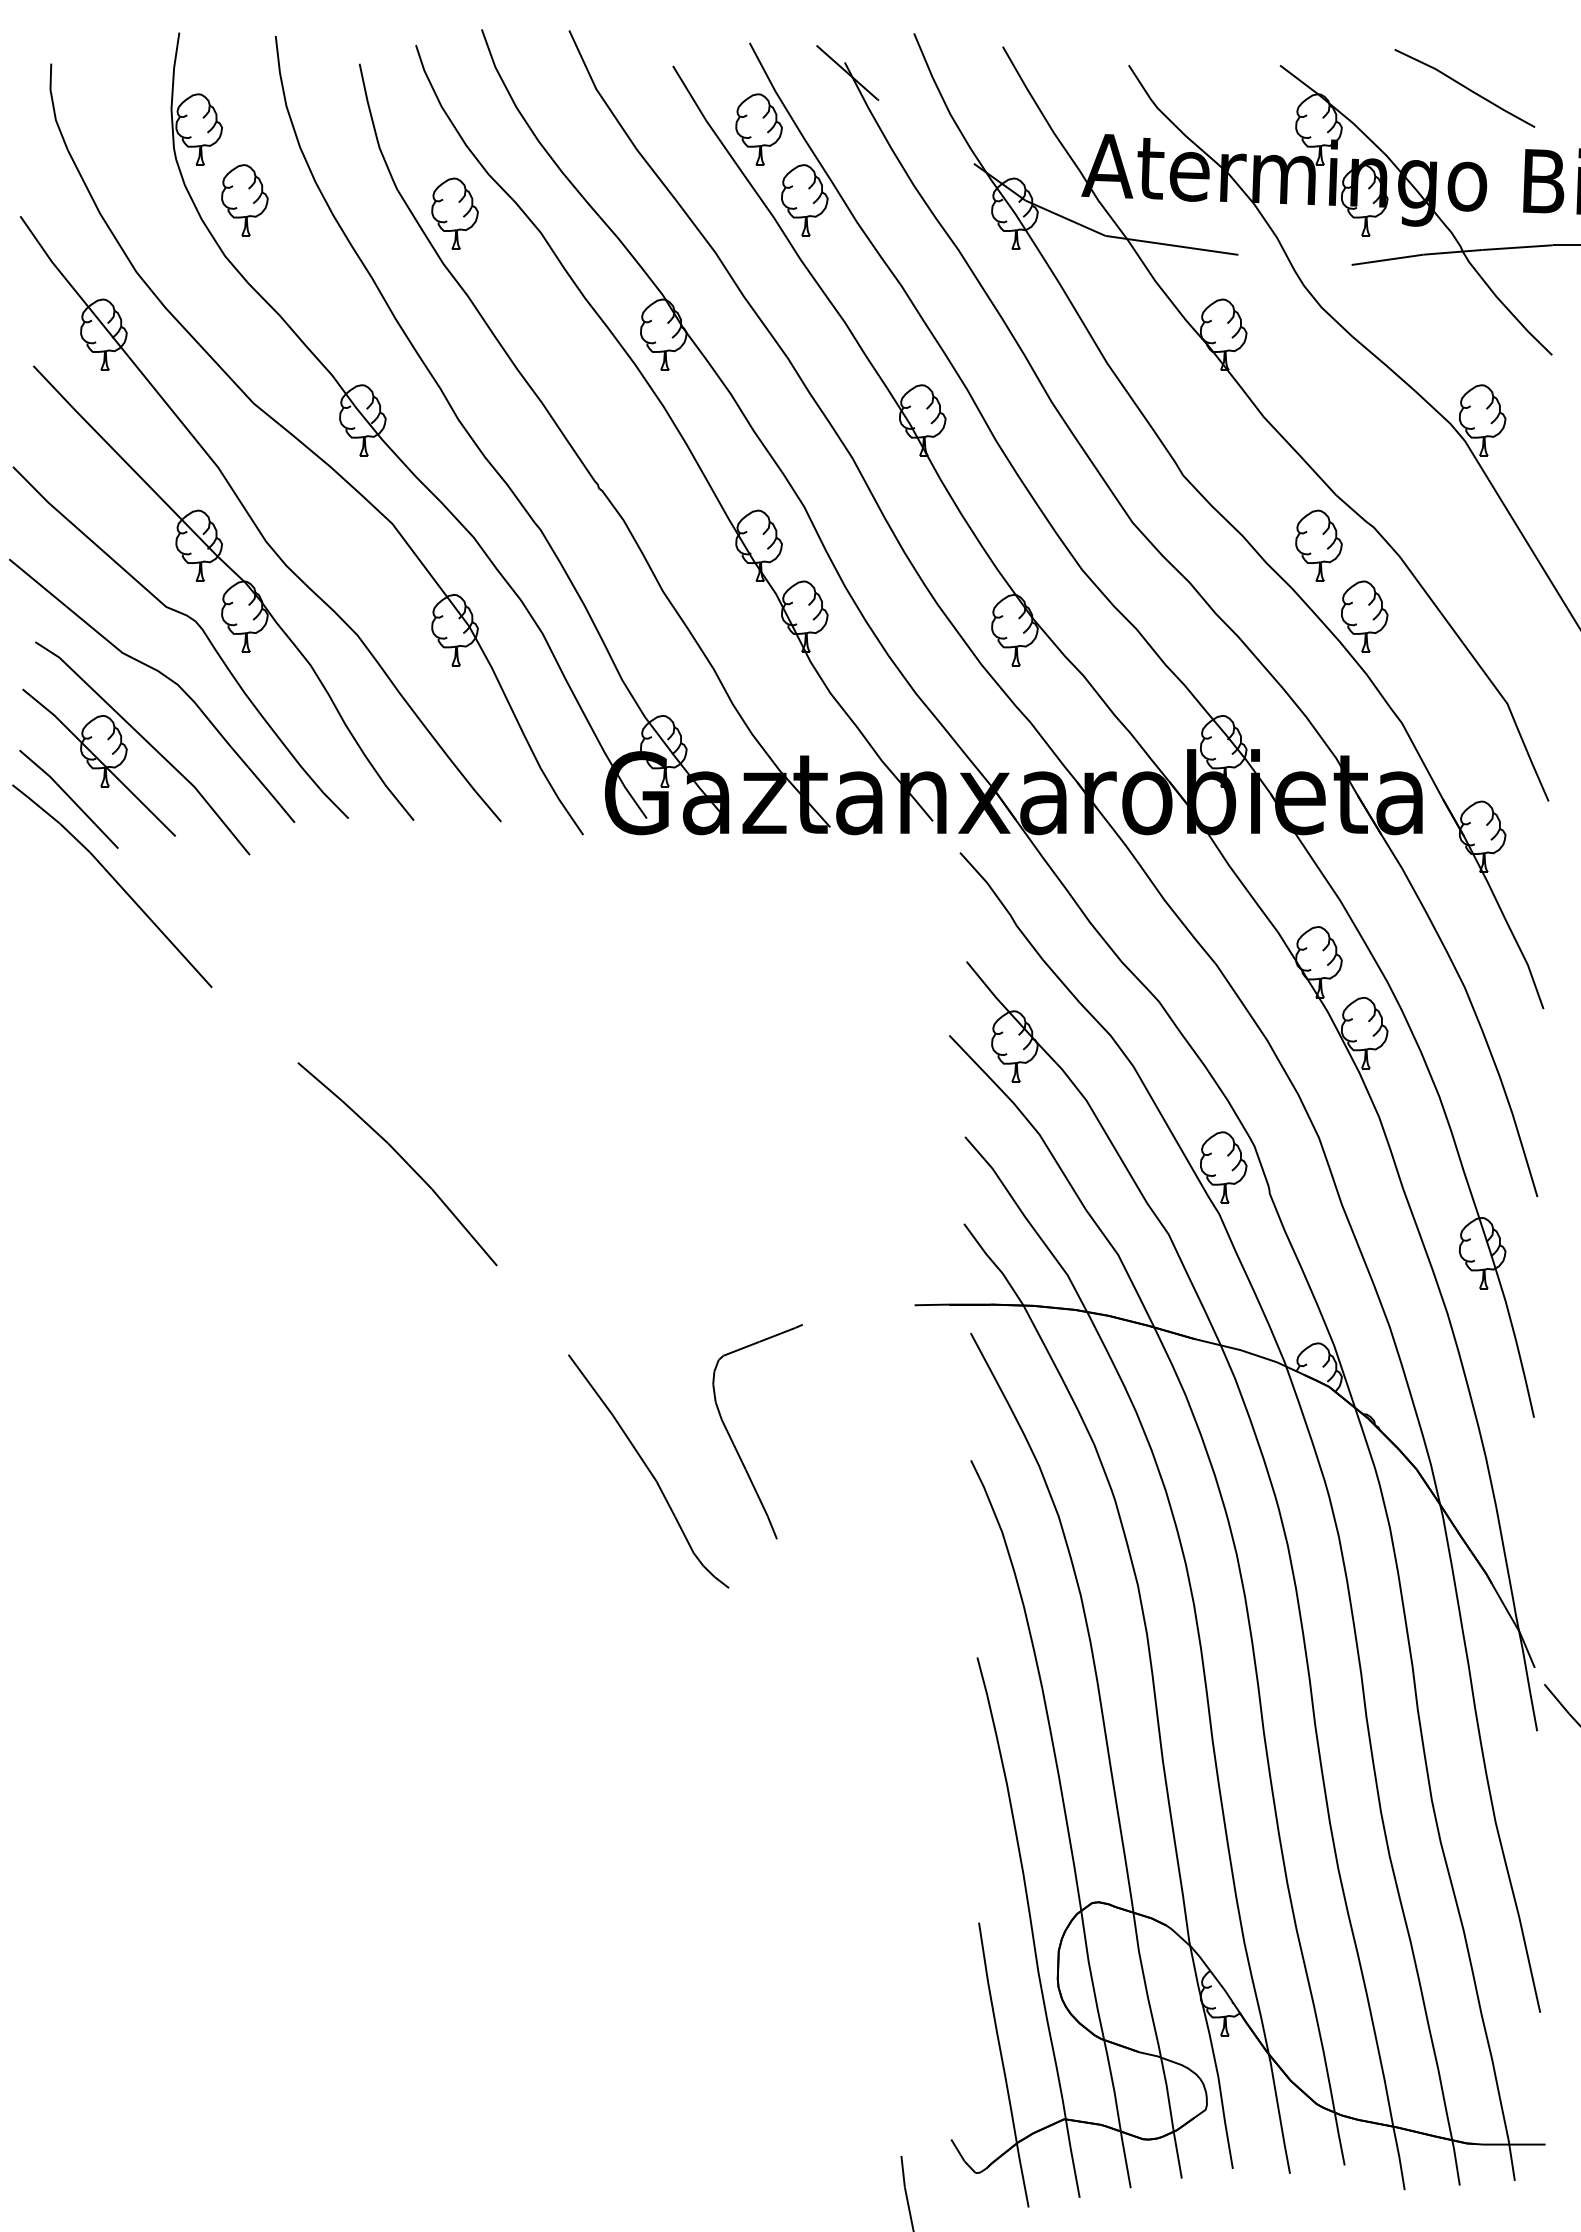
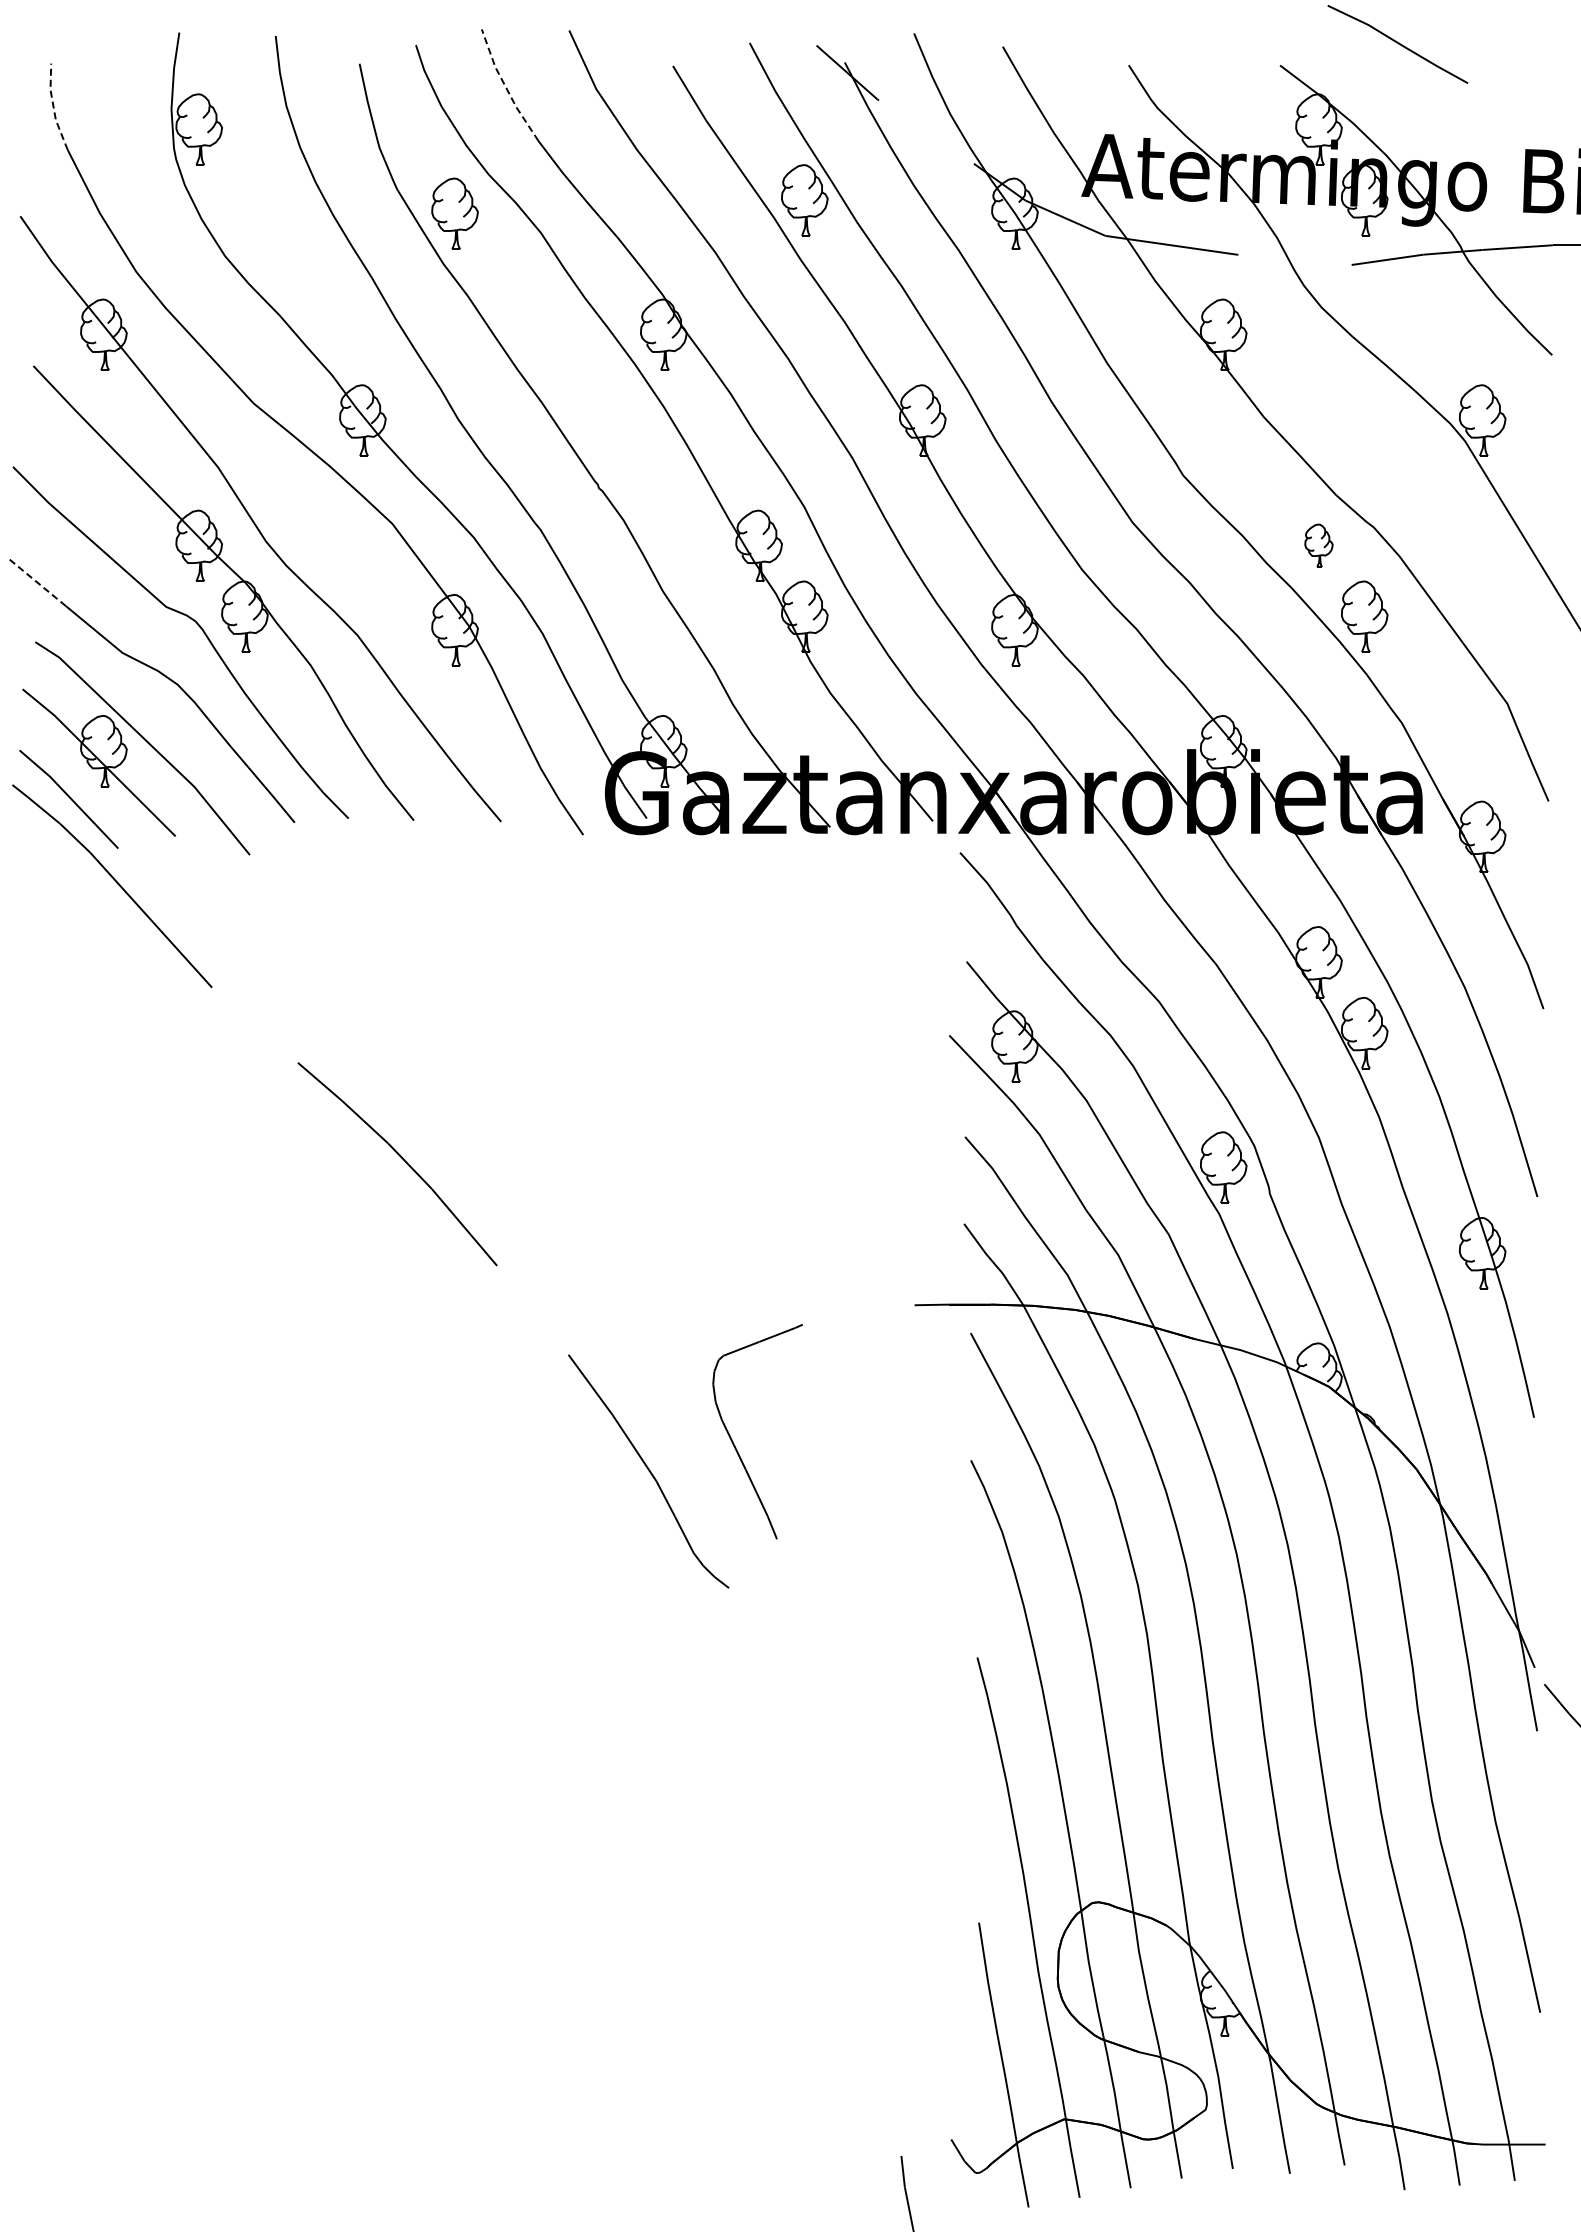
line: solid -> dashed (505, 87)
line position: (1464, 87) -> (1397, 43) (1397, 43)
line: solid -> dashed (53, 107)
part: present -> none (758, 129)
part: present -> none (244, 200)
part size: 48x73 px -> 30x45 px (1318, 545)
line: solid -> dashed (37, 582)
